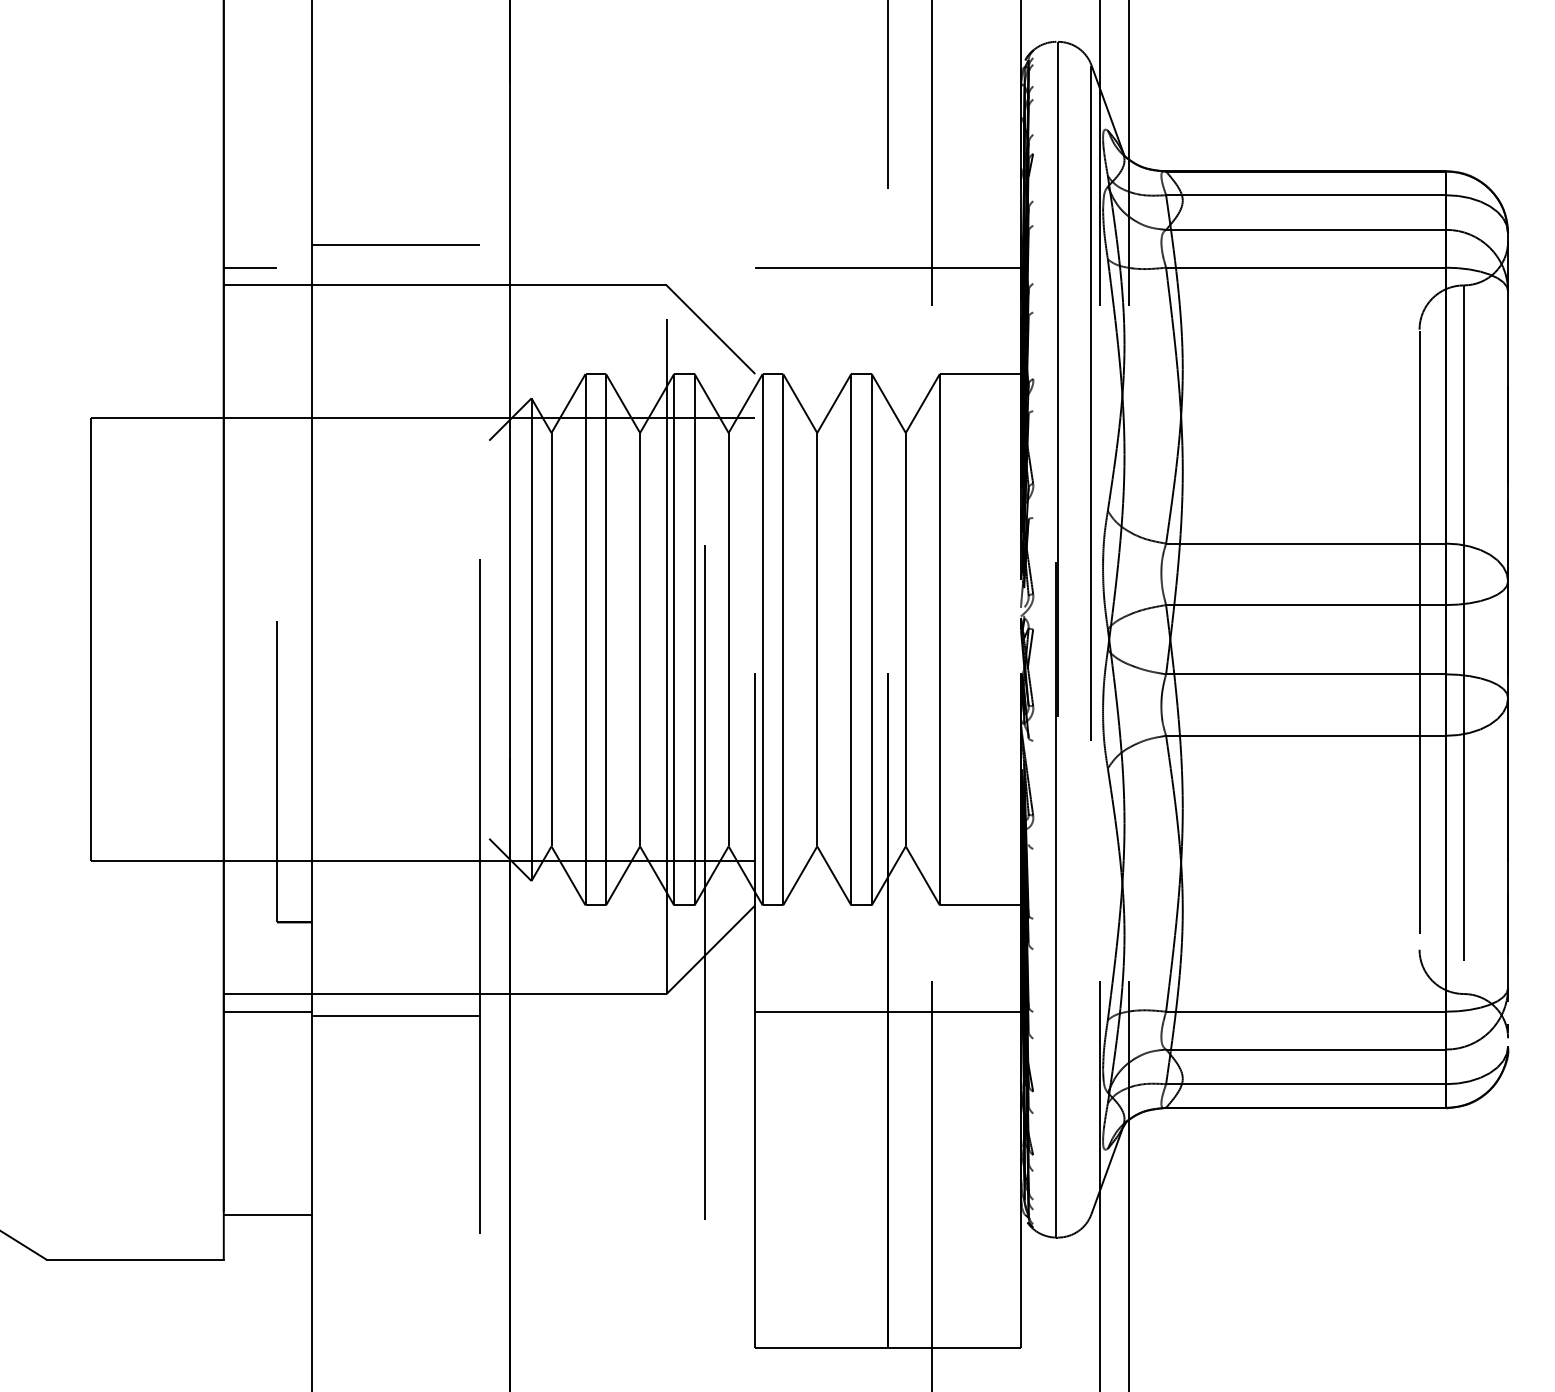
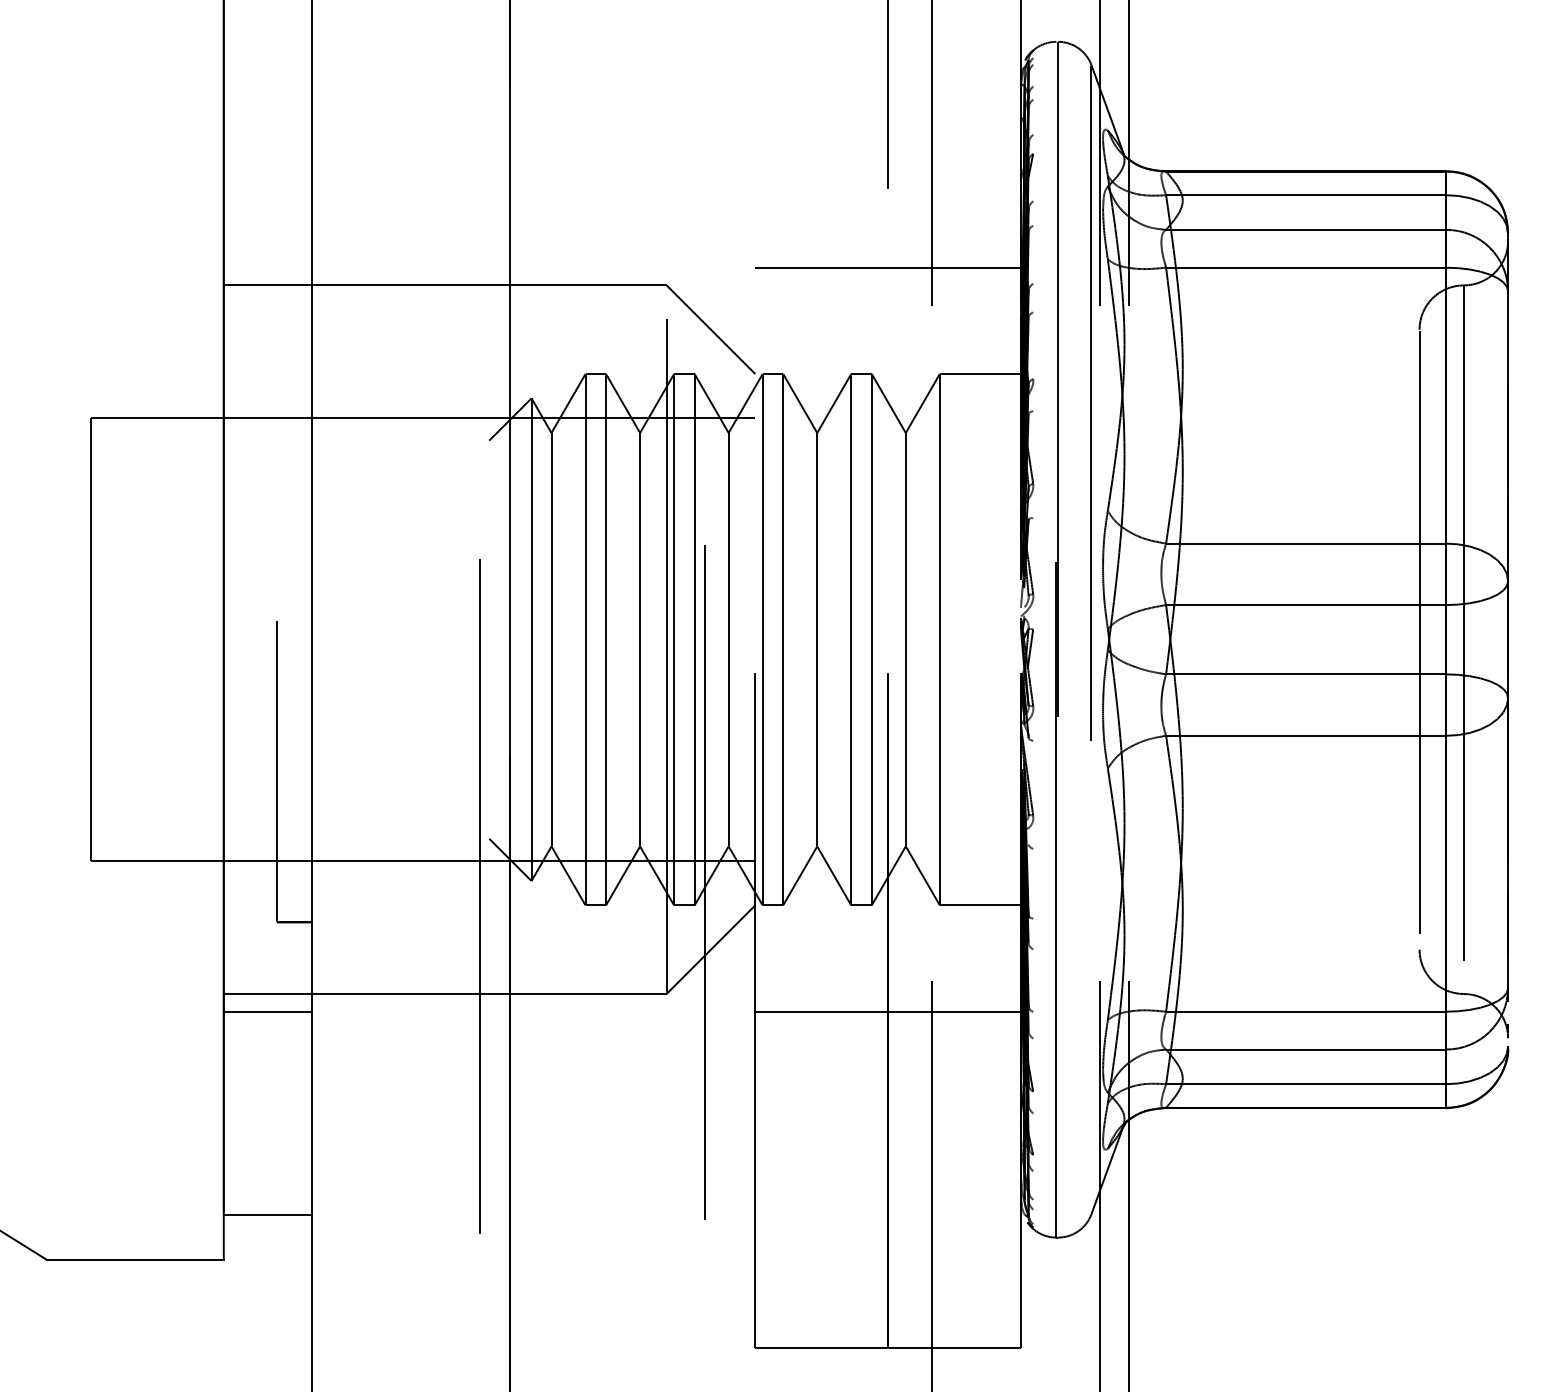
line: present -> none (396, 244)
line: present -> none (249, 267)
line: present -> none (396, 1016)
